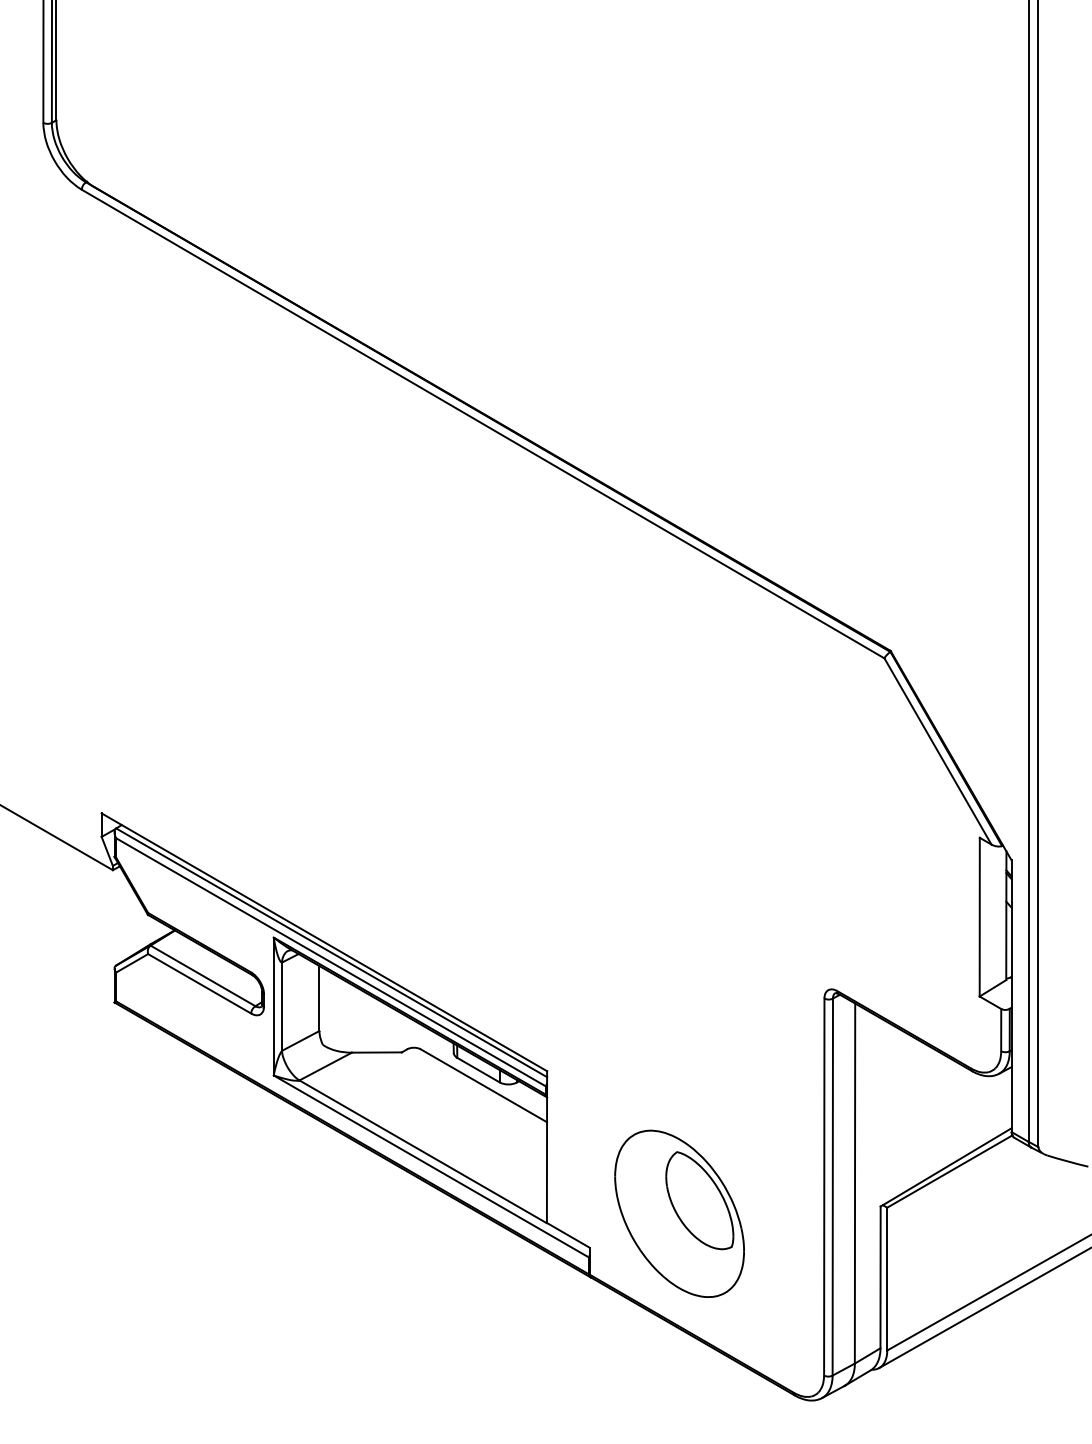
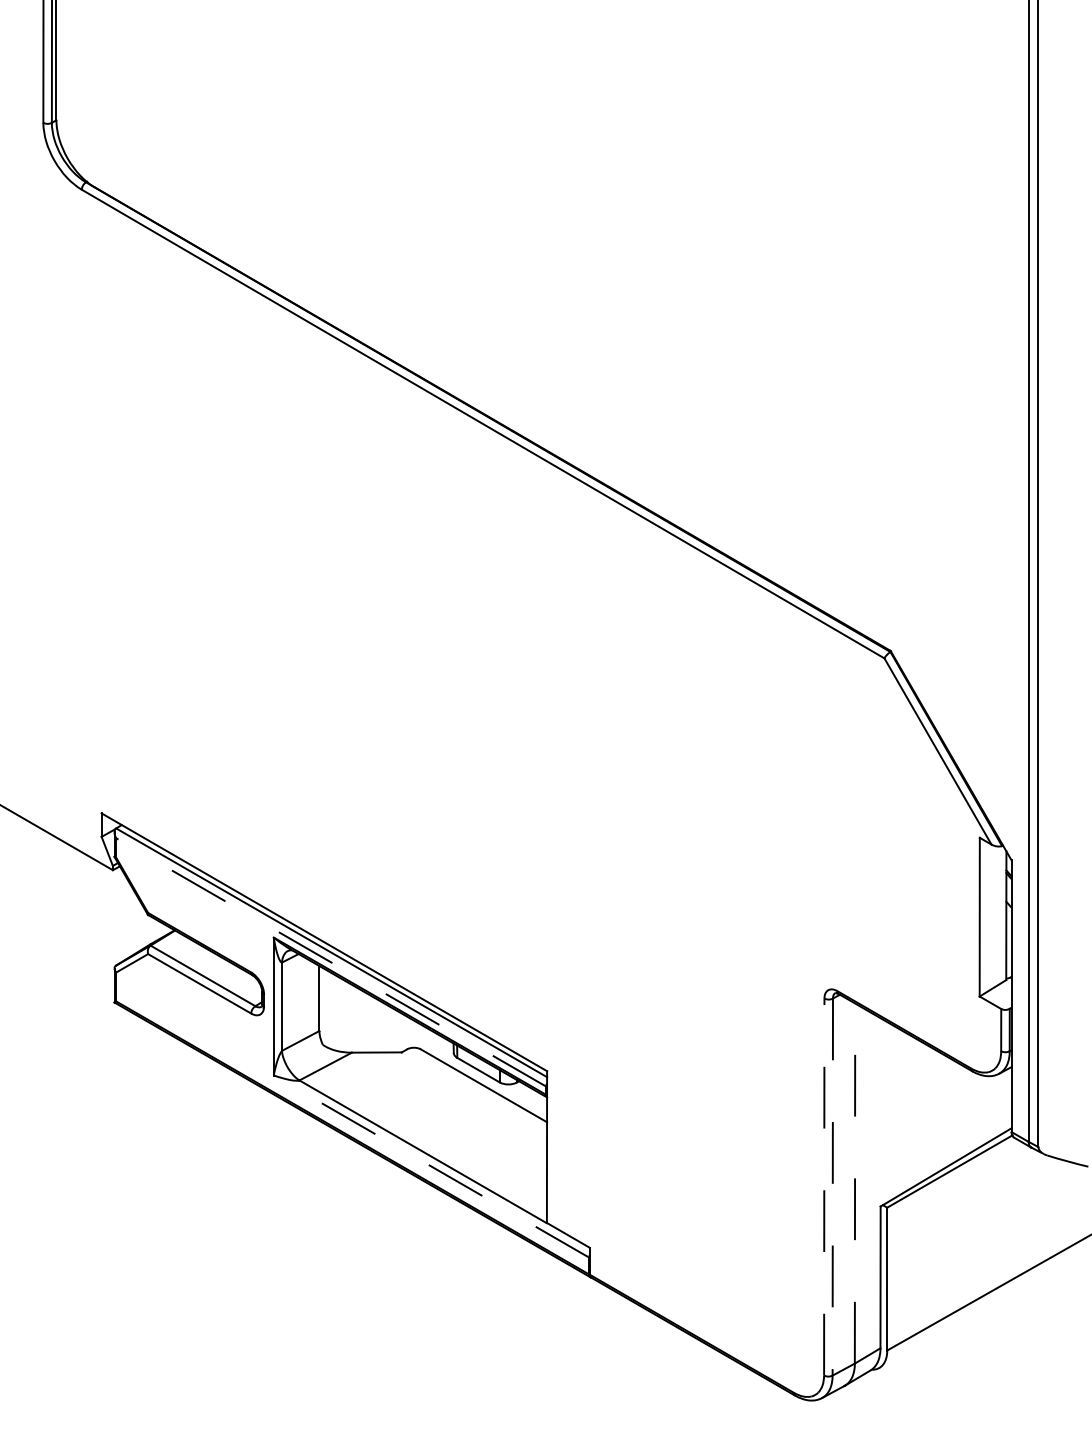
line: solid -> dashed (330, 962)
line: solid -> dashed (431, 1166)
line: solid -> dashed (855, 1183)
line: solid -> dashed (824, 1186)
line: solid -> dashed (832, 1187)
part: present -> none (679, 1213)
line: present -> none (983, 1308)
